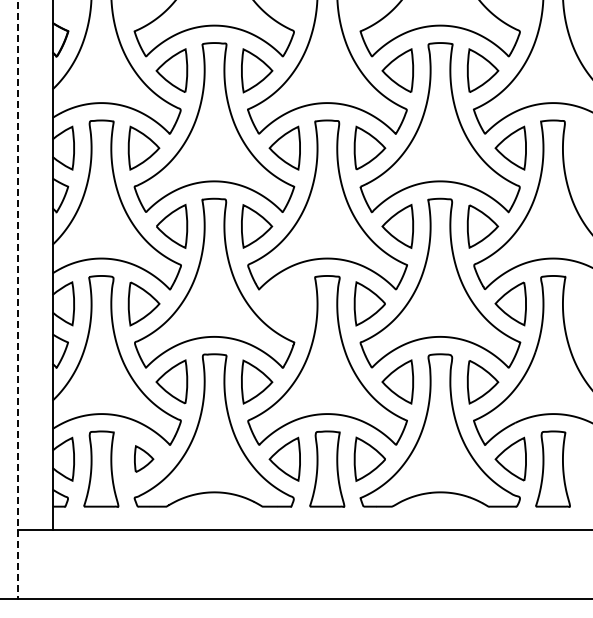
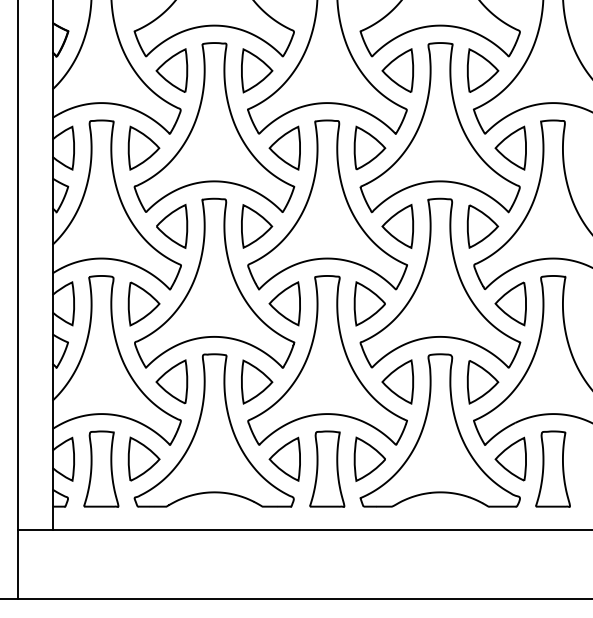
line: dashed -> solid (17, 300)
part: none -> present (284, 303)
part size: 21x28 px -> 34x46 px (143, 458)
